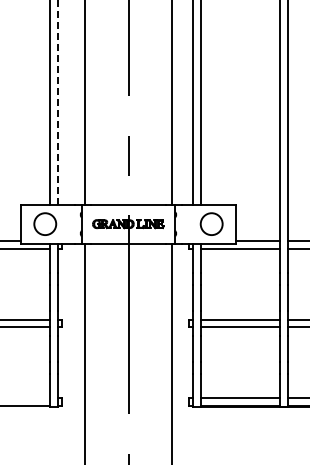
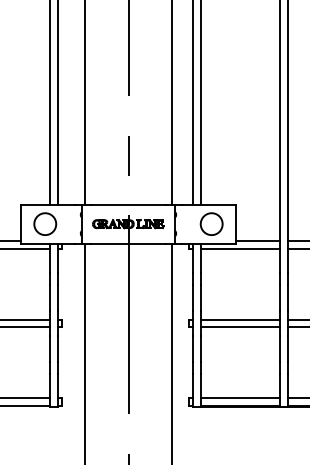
line: dashed -> solid (57, 102)
line: none -> present (25, 397)
